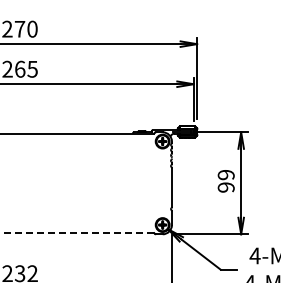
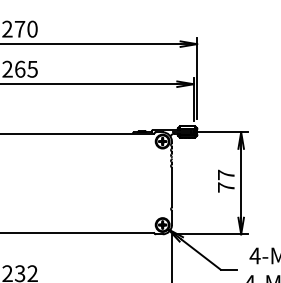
text: 99 -> 77 (225, 180)
line: dashed -> solid (77, 232)
